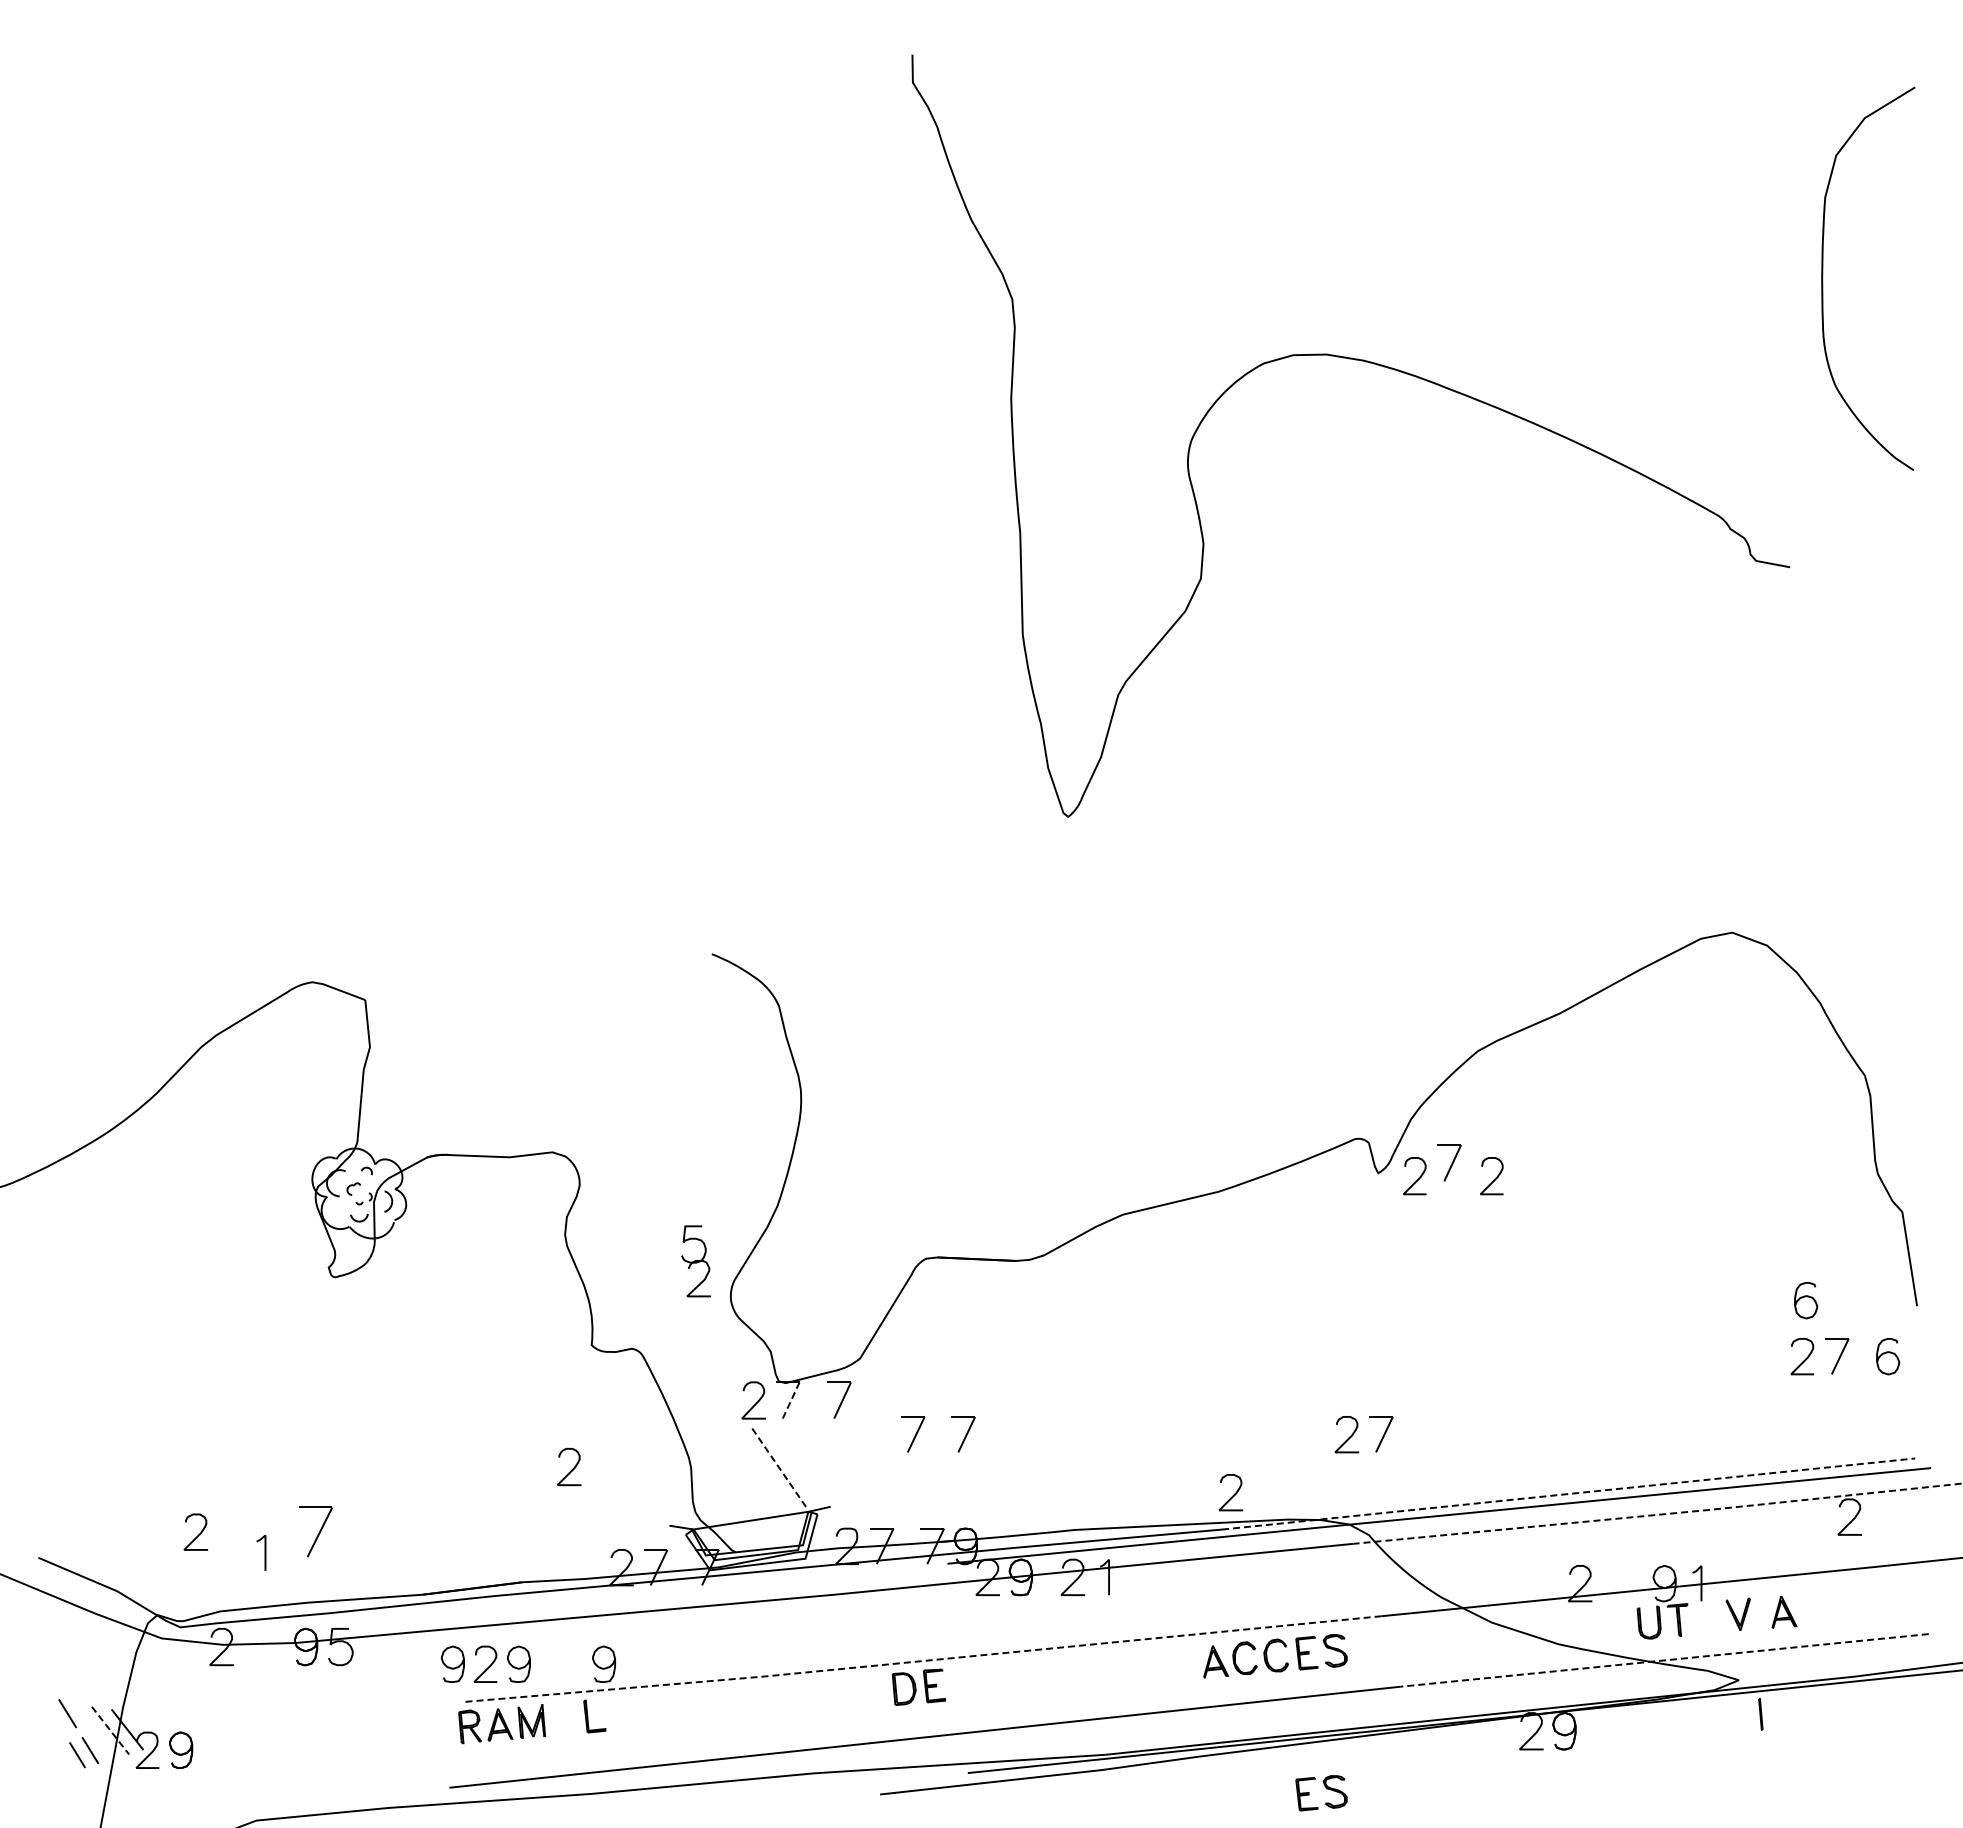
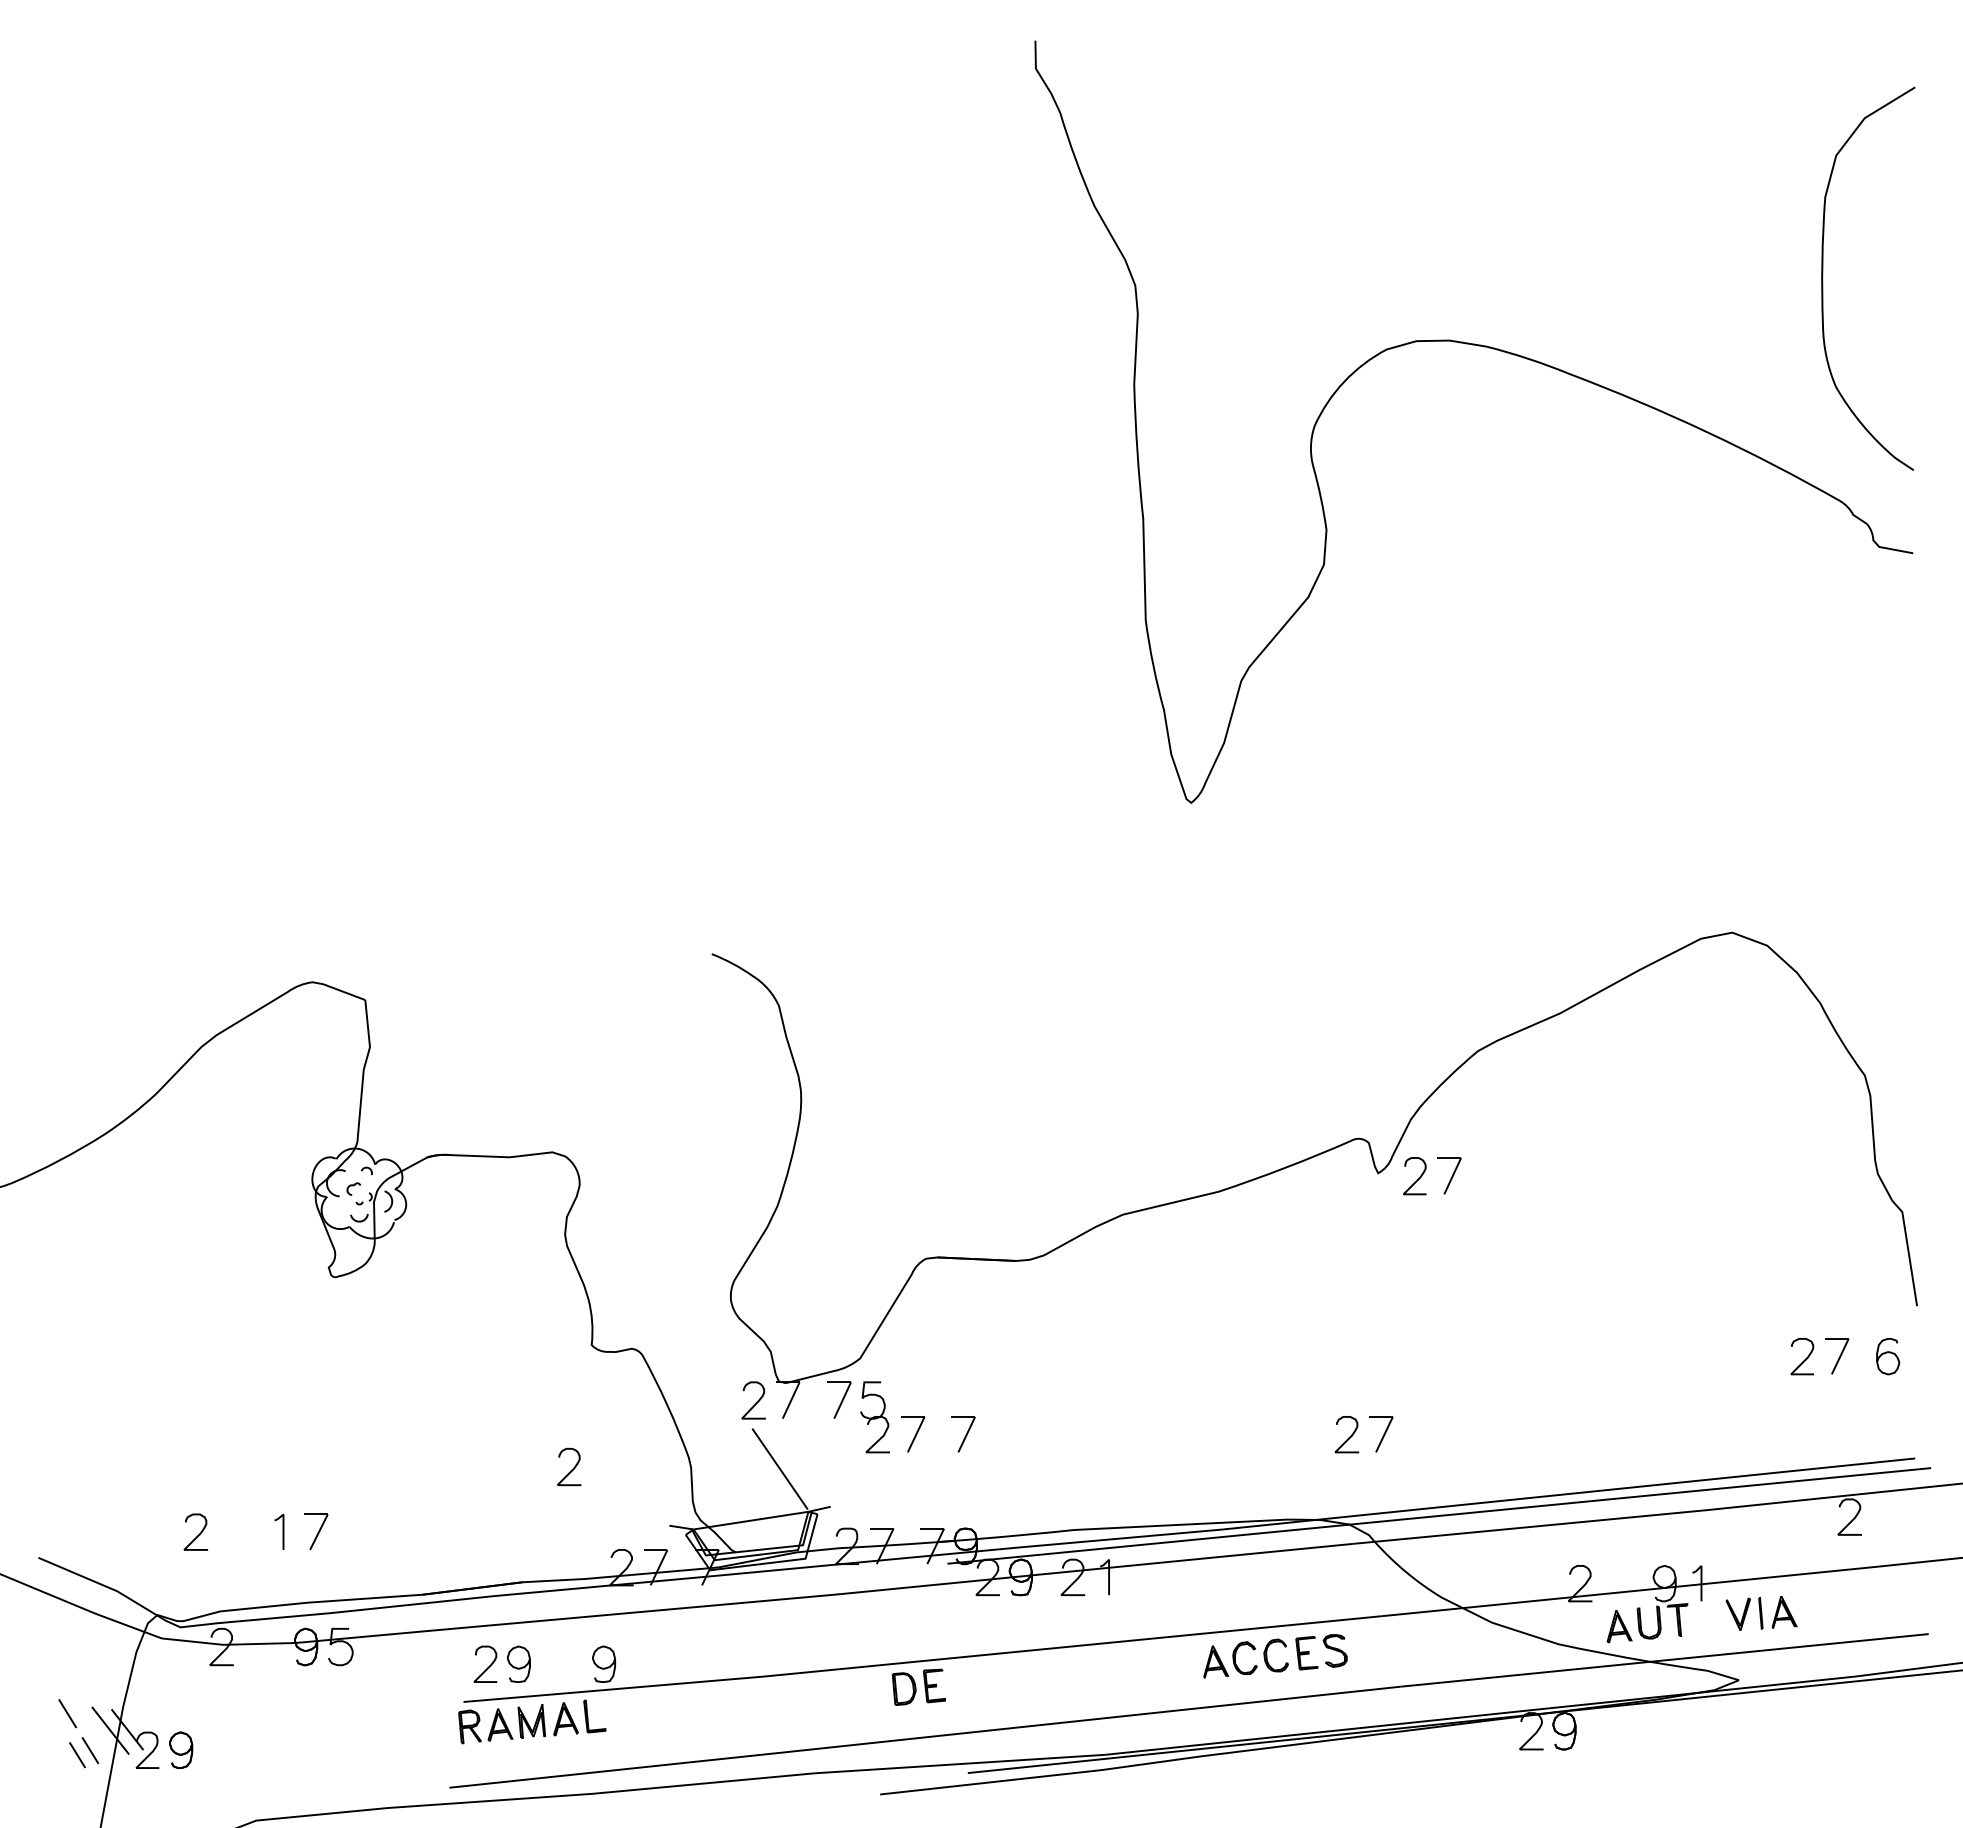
curve position: (1369, 363) -> (1492, 349) (1492, 349)
part position: (1449, 1162) -> (1449, 1175) (1449, 1175)
curve: present -> none (1494, 1178)
part position: (695, 1261) -> (874, 1417) (874, 1417)
part: present -> none (1806, 1300)
line: dashed -> solid (790, 1400)
line: dashed -> solid (780, 1469)
curve: present -> none (1233, 1494)
line: dashed -> solid (1568, 1494)
line: dashed -> solid (1658, 1514)
part size: 34x52 px -> 25x38 px (316, 1531)
line position: (264, 1552) -> (282, 1531) (282, 1531)
part: none -> present (1619, 1626)
line: dashed -> solid (1664, 1660)
line: dashed -> solid (922, 1661)
part: present -> none (452, 1663)
line position: (1760, 1714) -> (1760, 1613) (1760, 1613)
part: none -> present (565, 1719)
line: dashed -> solid (111, 1731)
part: present -> none (1325, 1788)
